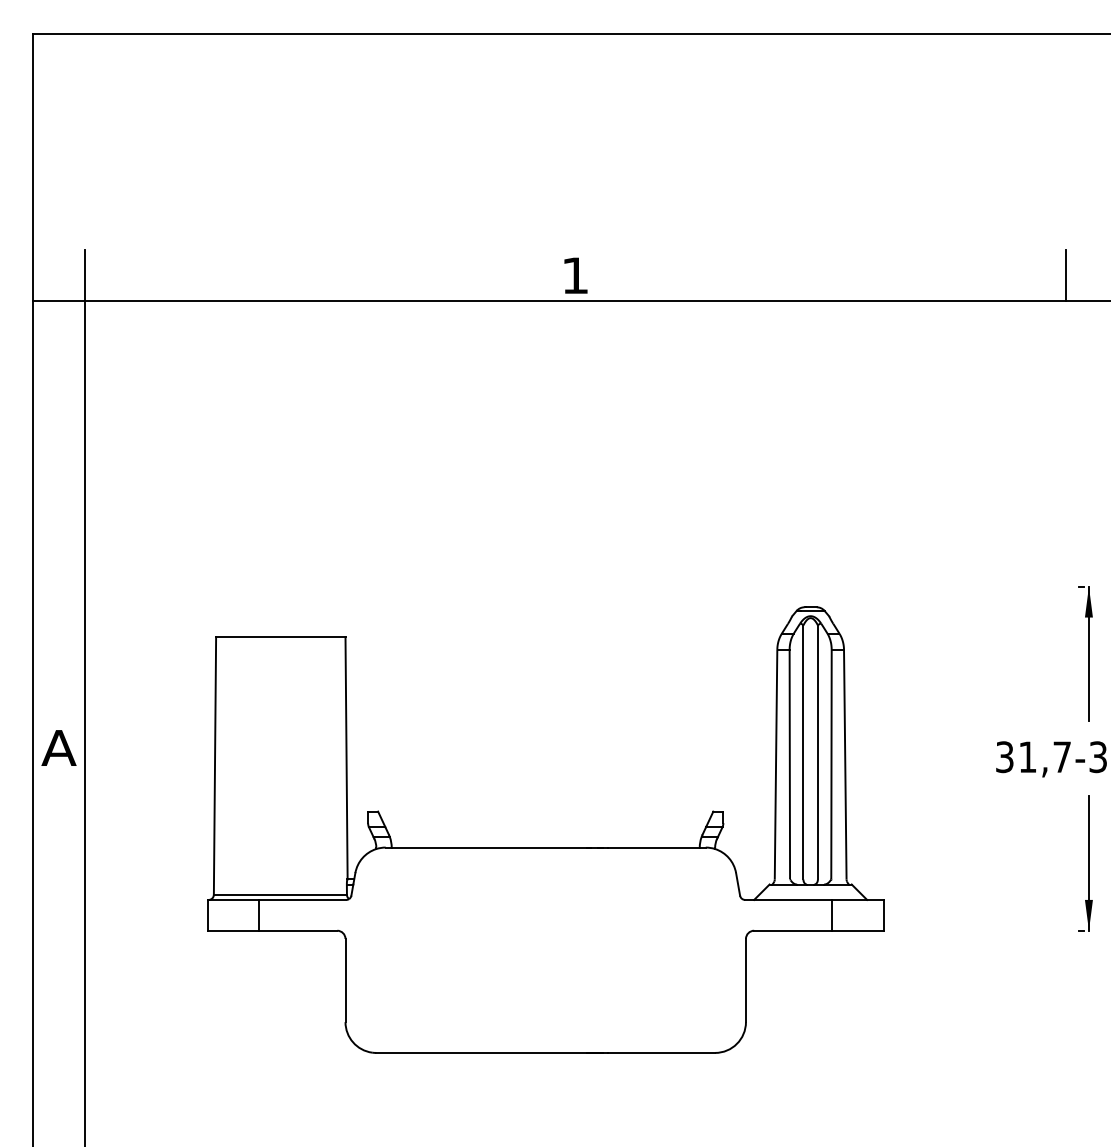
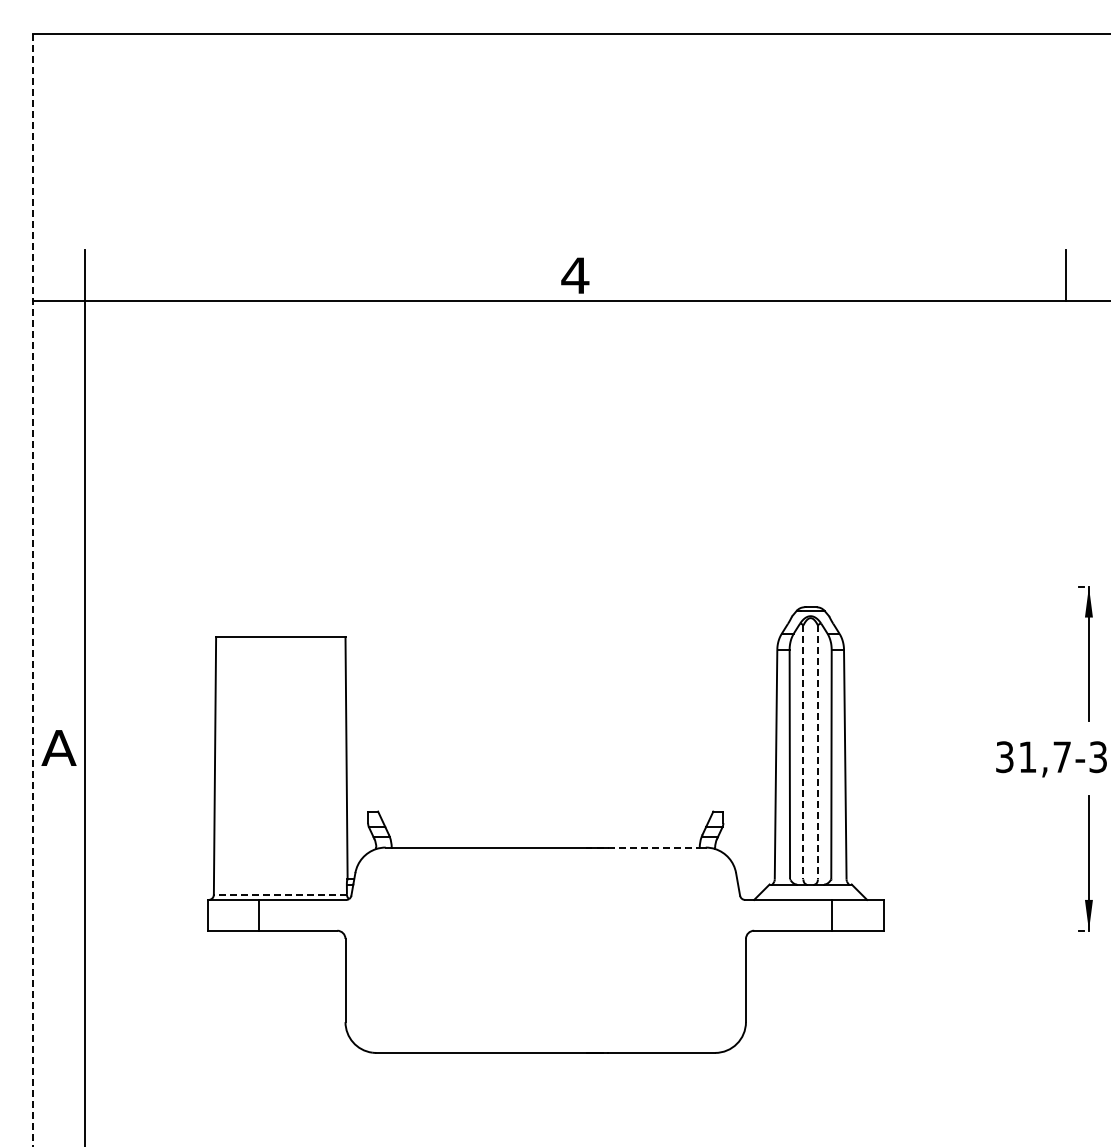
text: 1 -> 4 (575, 275)
line: solid -> dashed (33, 590)
line: solid -> dashed (803, 752)
line: solid -> dashed (817, 752)
line: solid -> dashed (653, 847)
line: solid -> dashed (280, 894)
